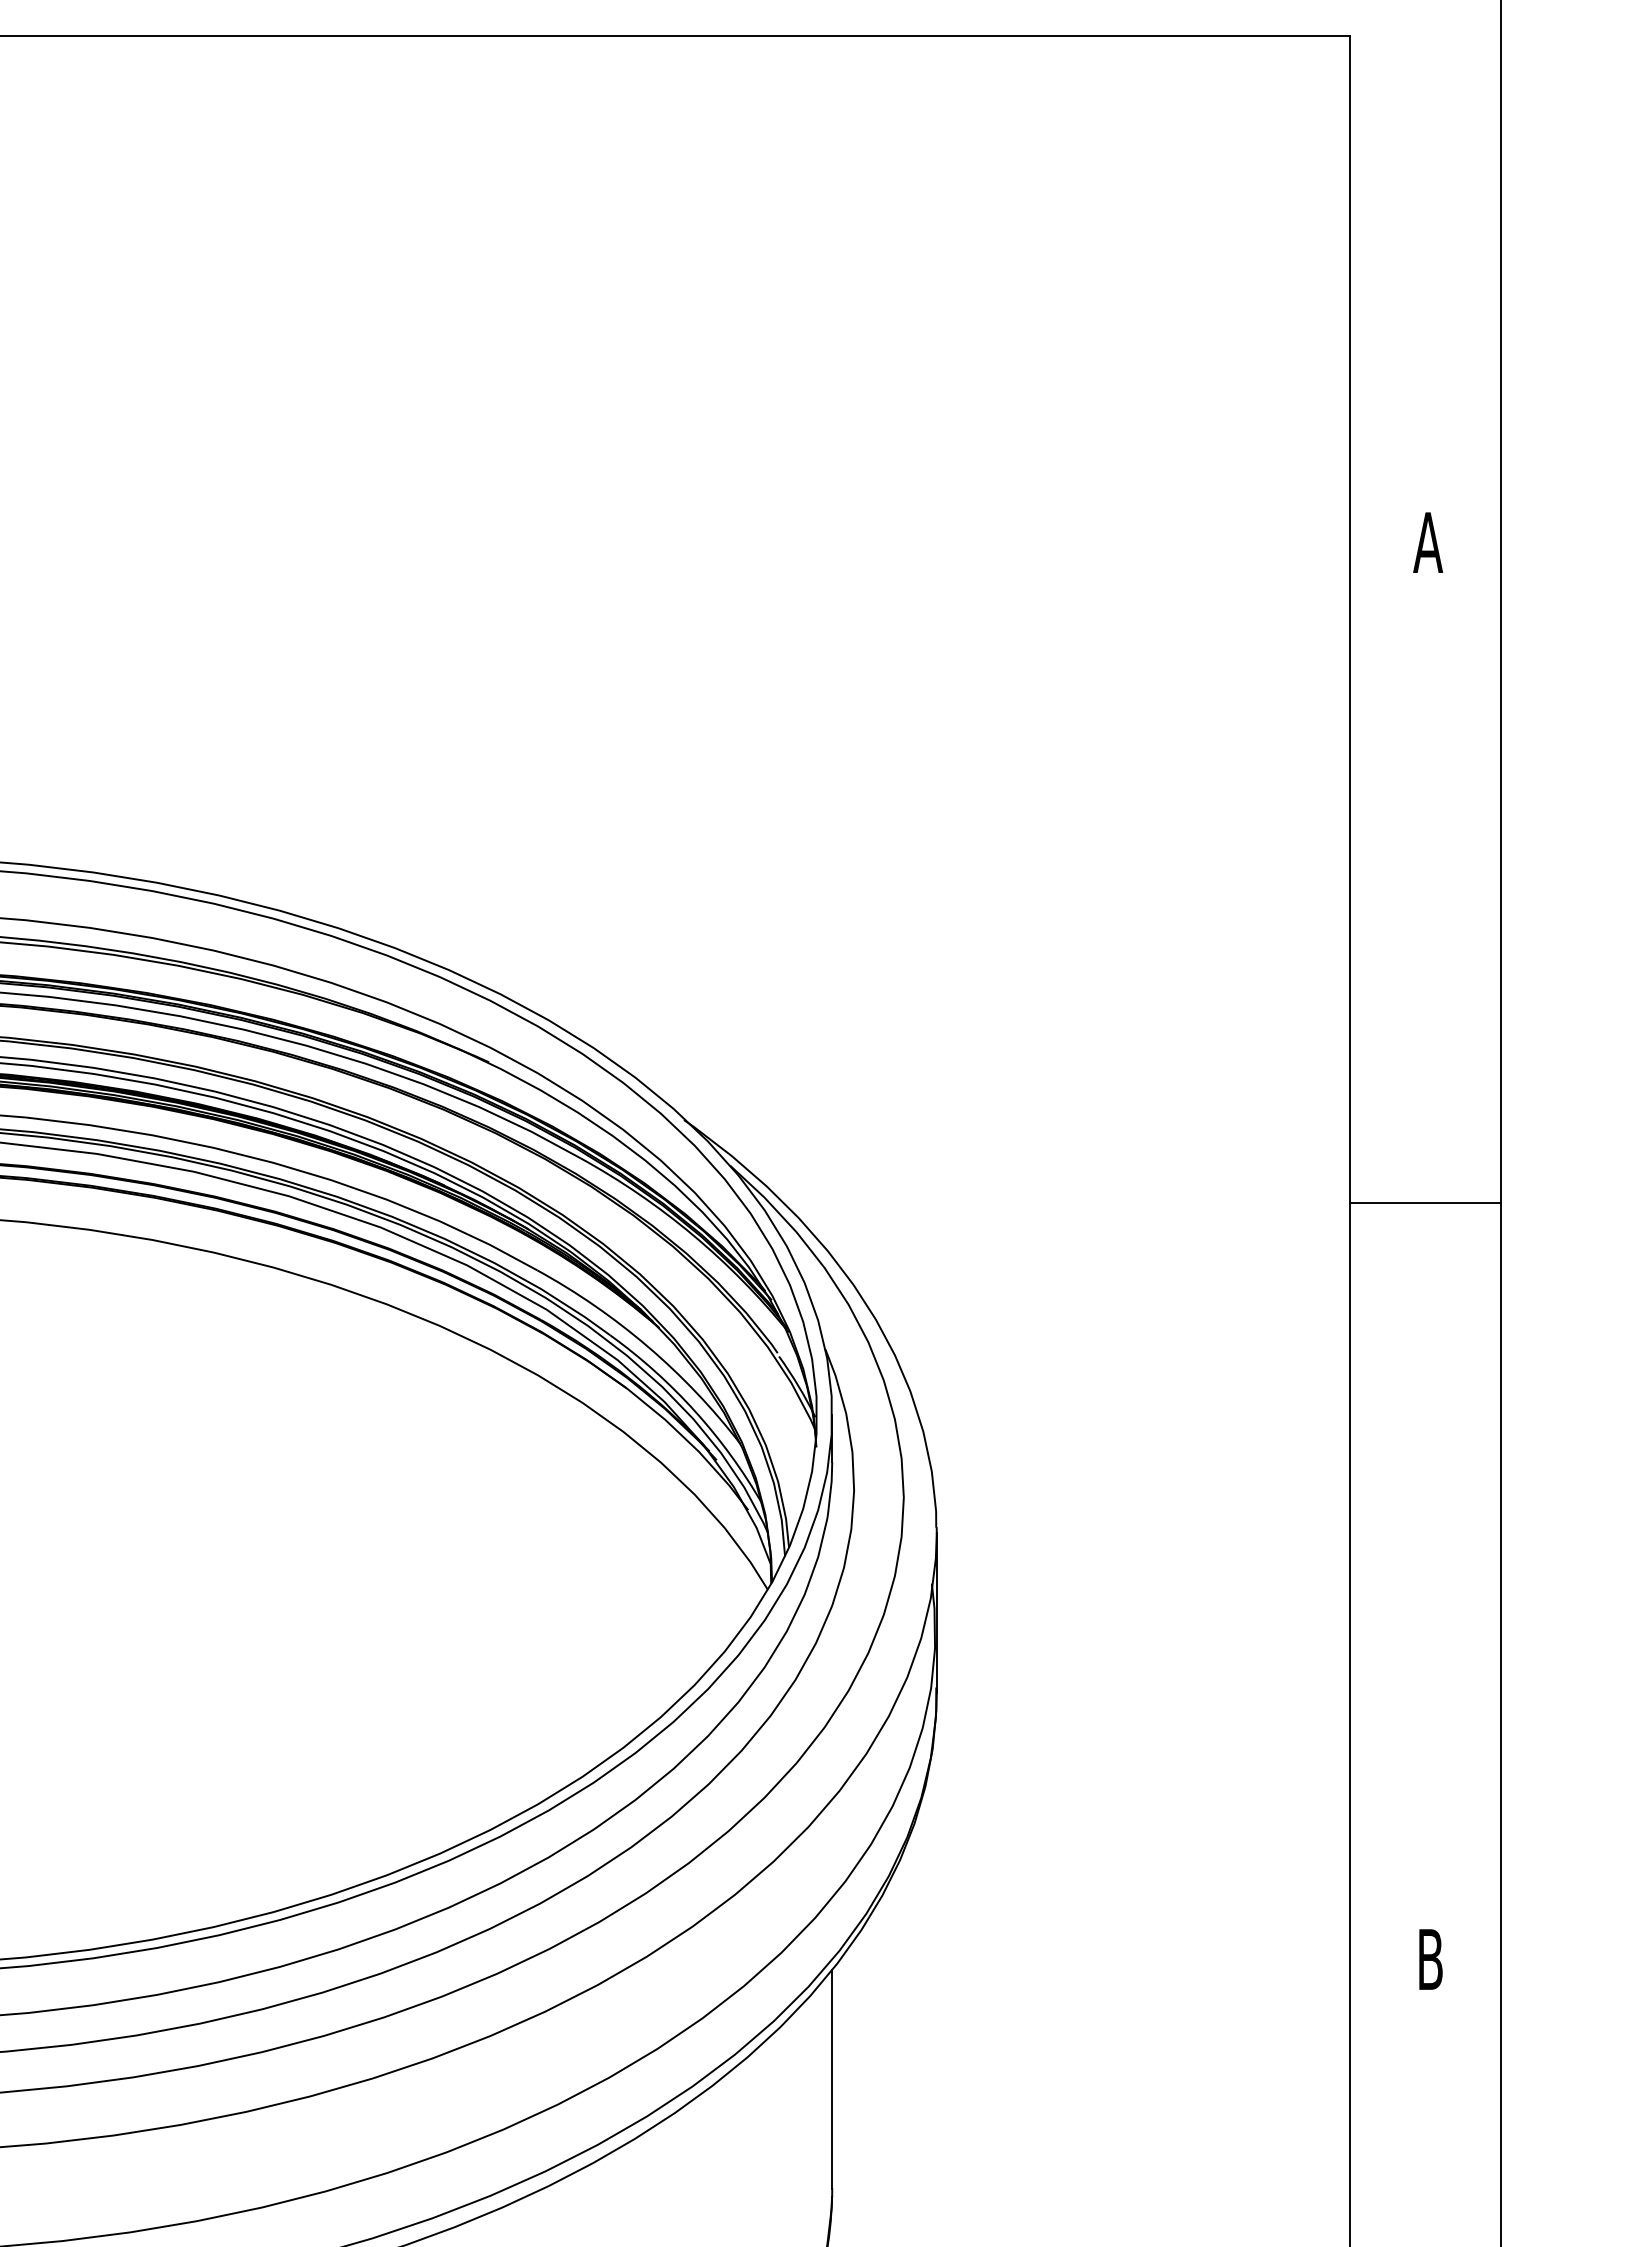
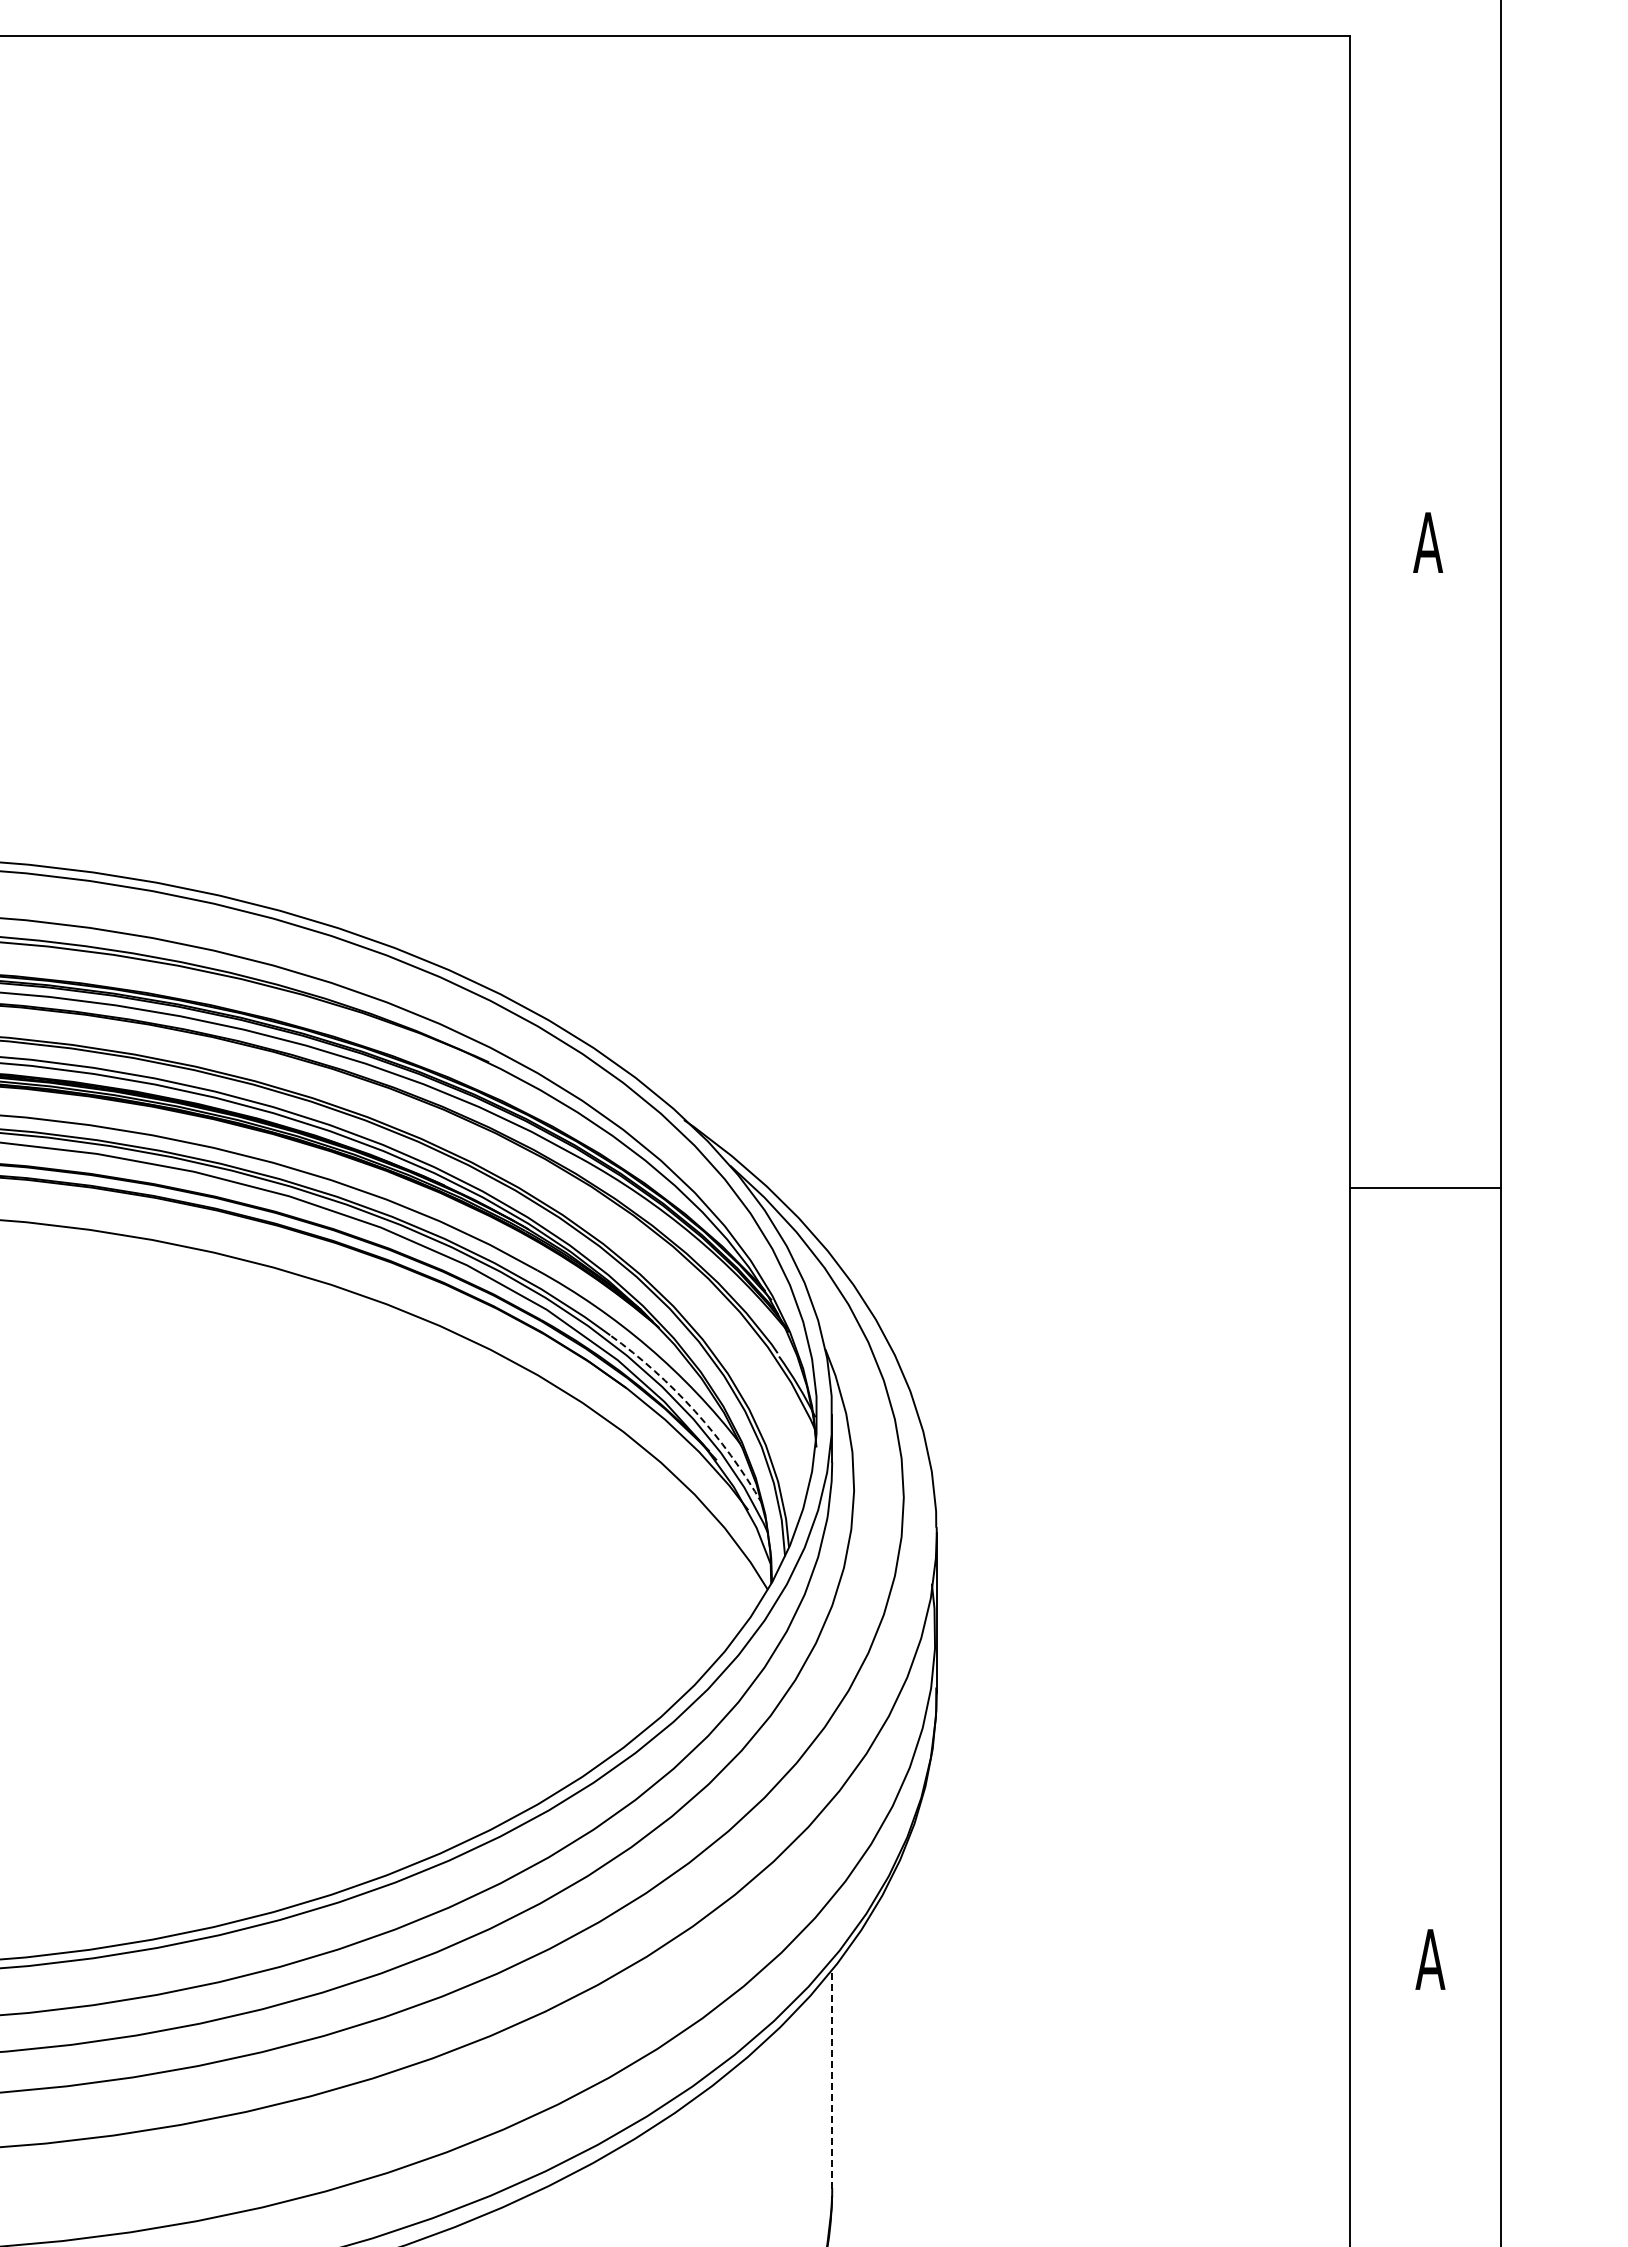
line position: (1424, 1202) -> (1424, 1187) (1424, 1187)
arc: solid -> dashed (695, 1411)
text: B -> A (1430, 1959)
line: solid -> dashed (832, 2079)
